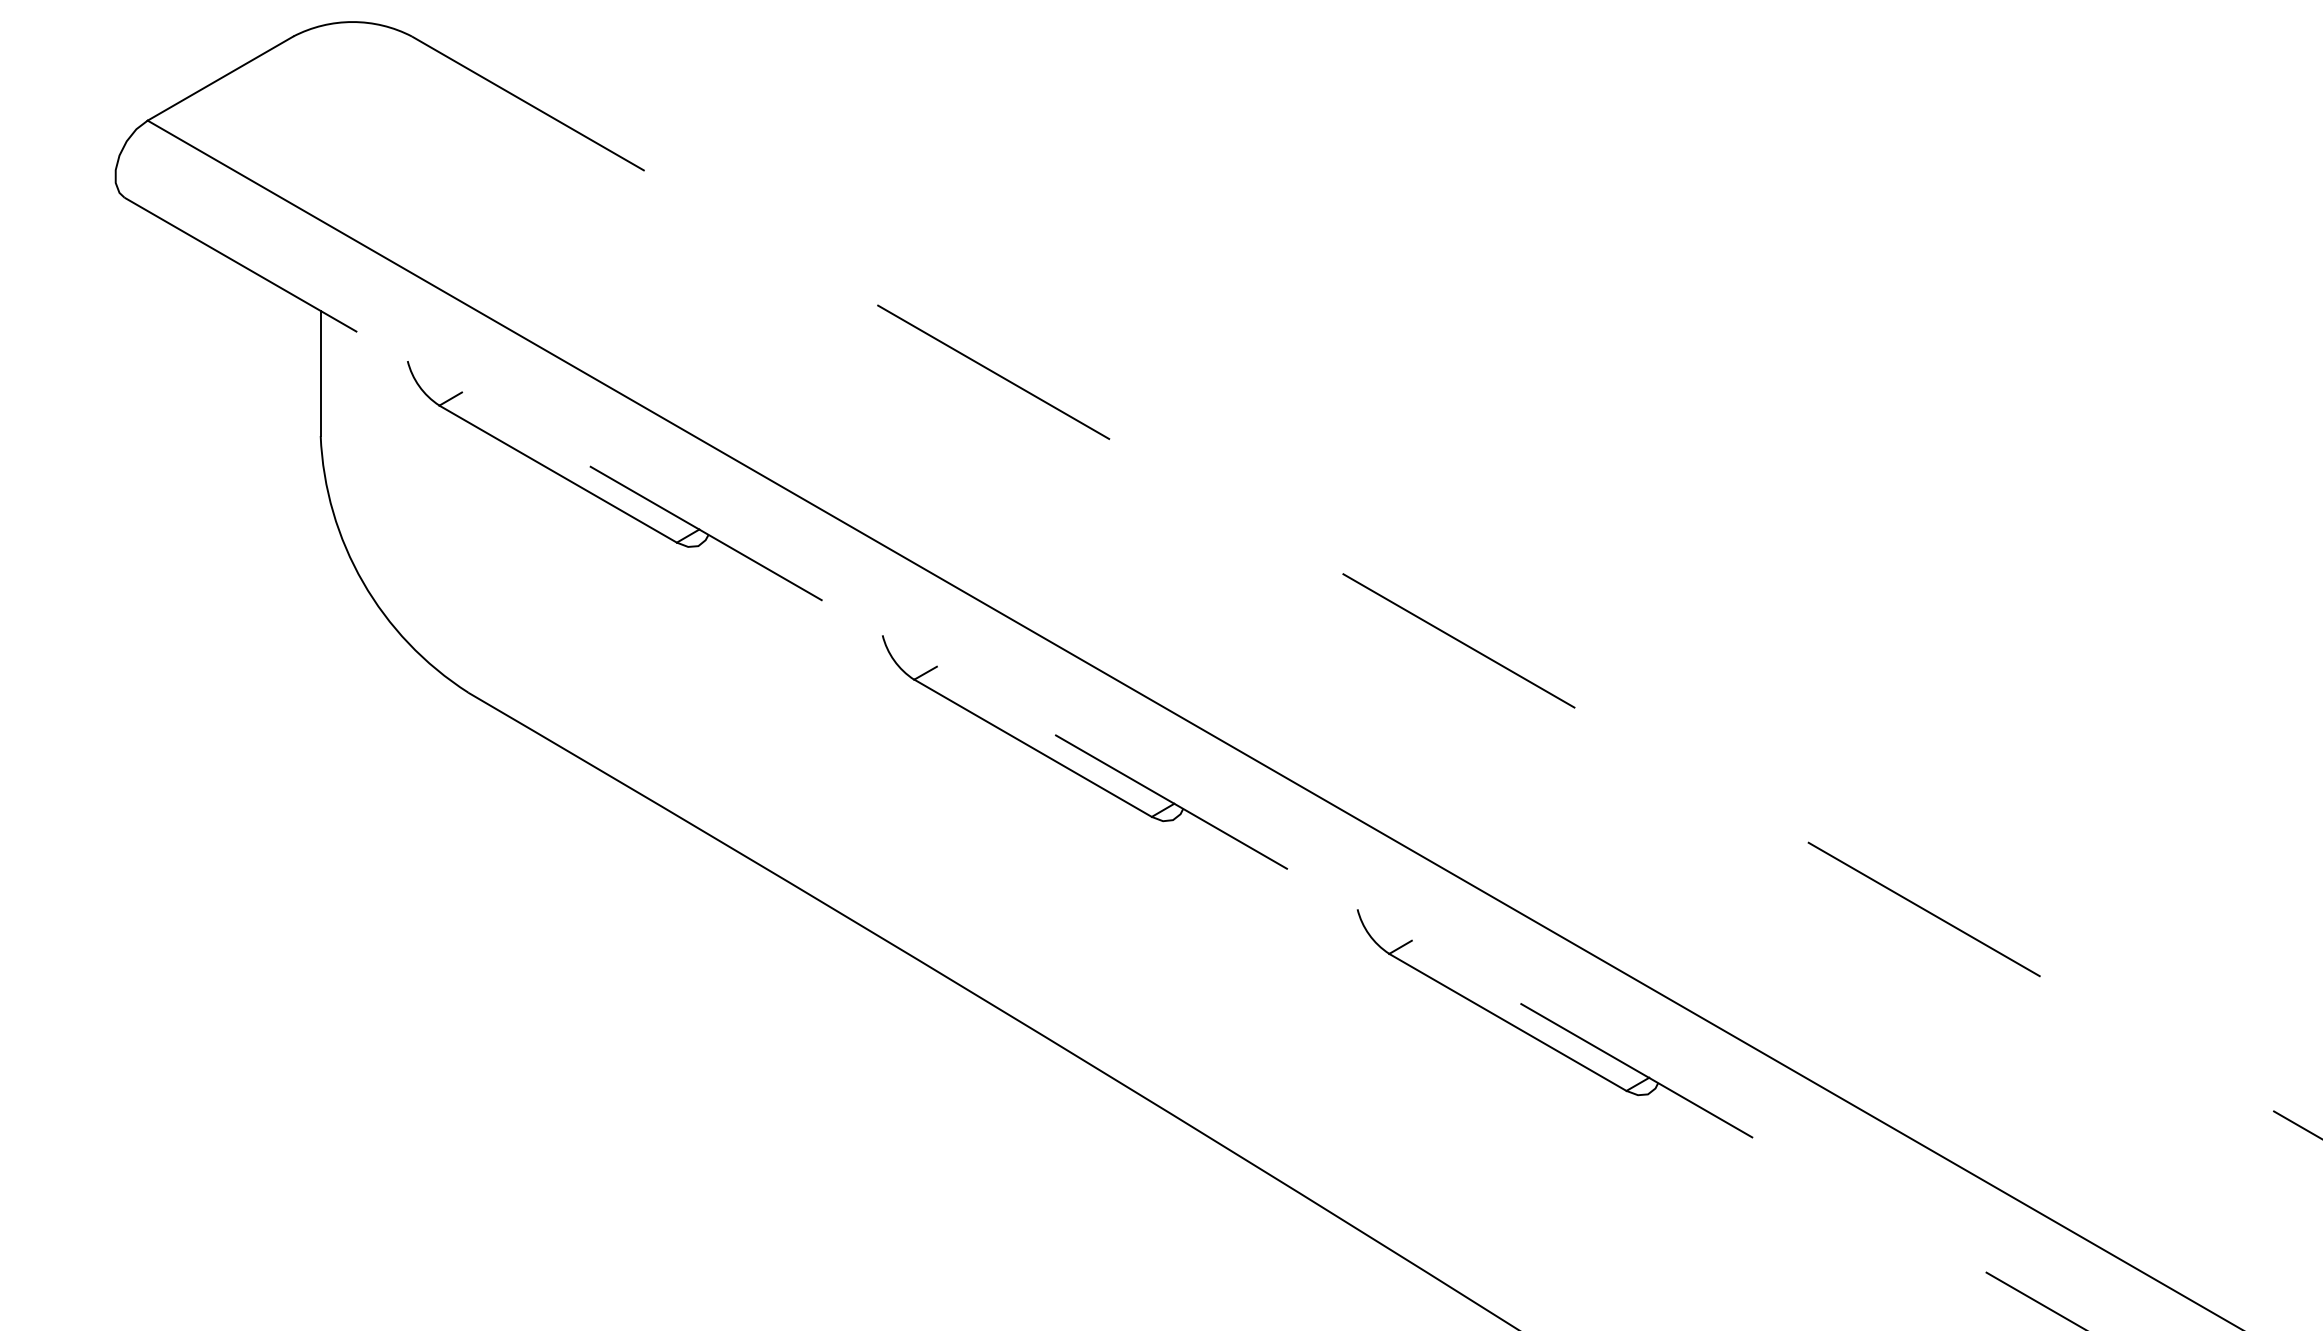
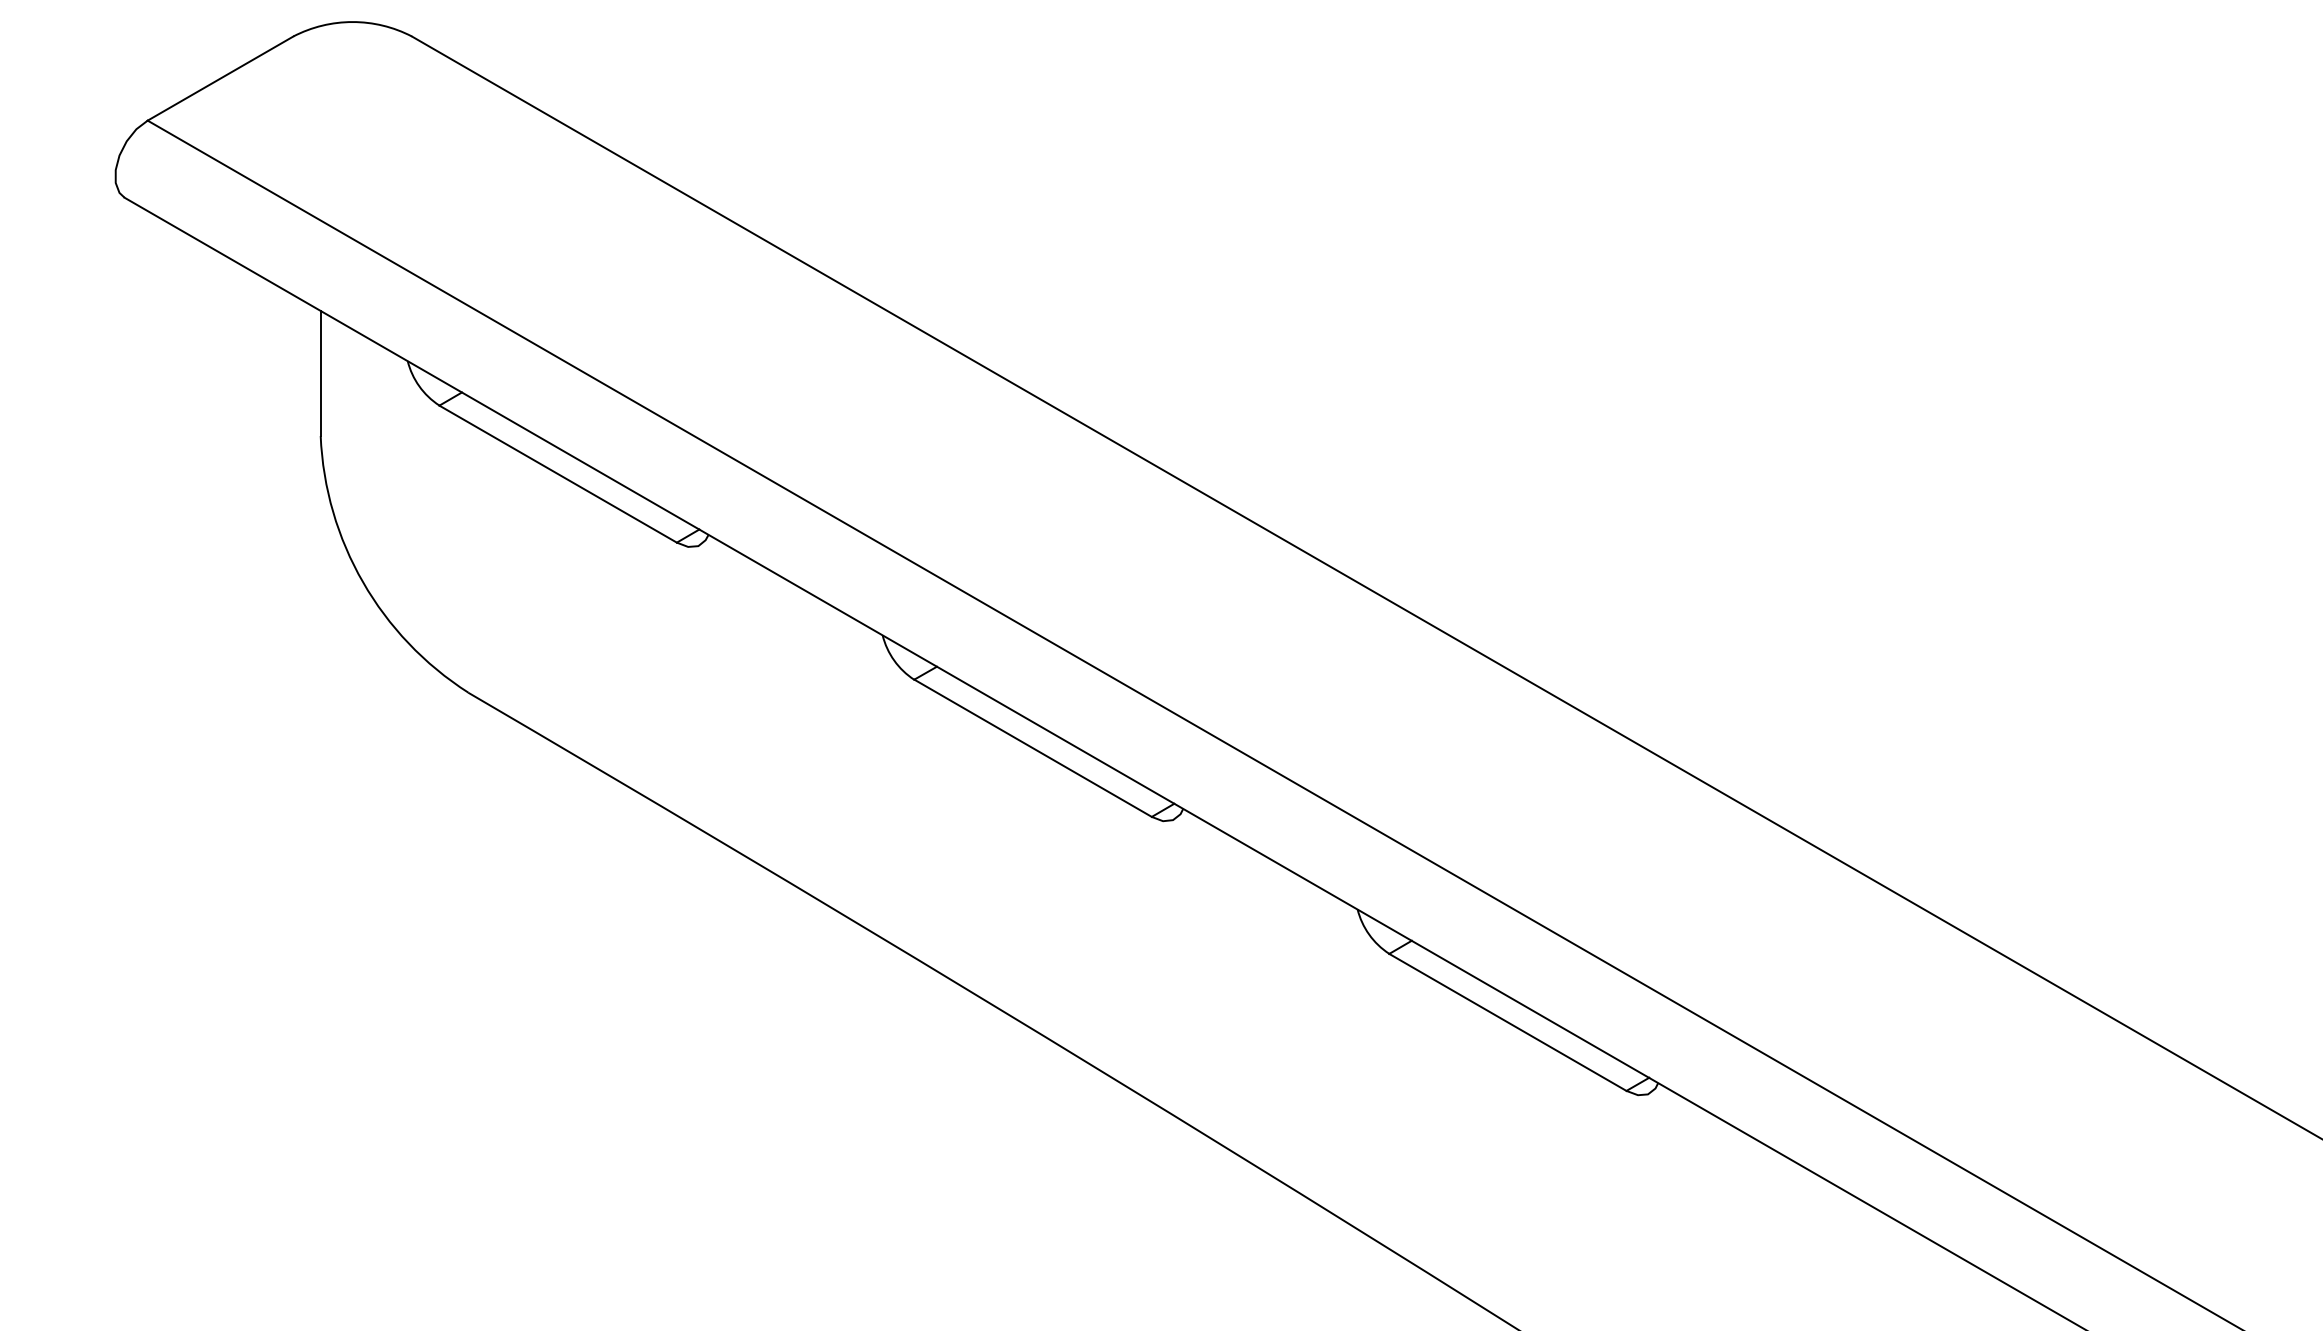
line: dashed -> solid (1367, 588)
line: dashed -> solid (1106, 764)
